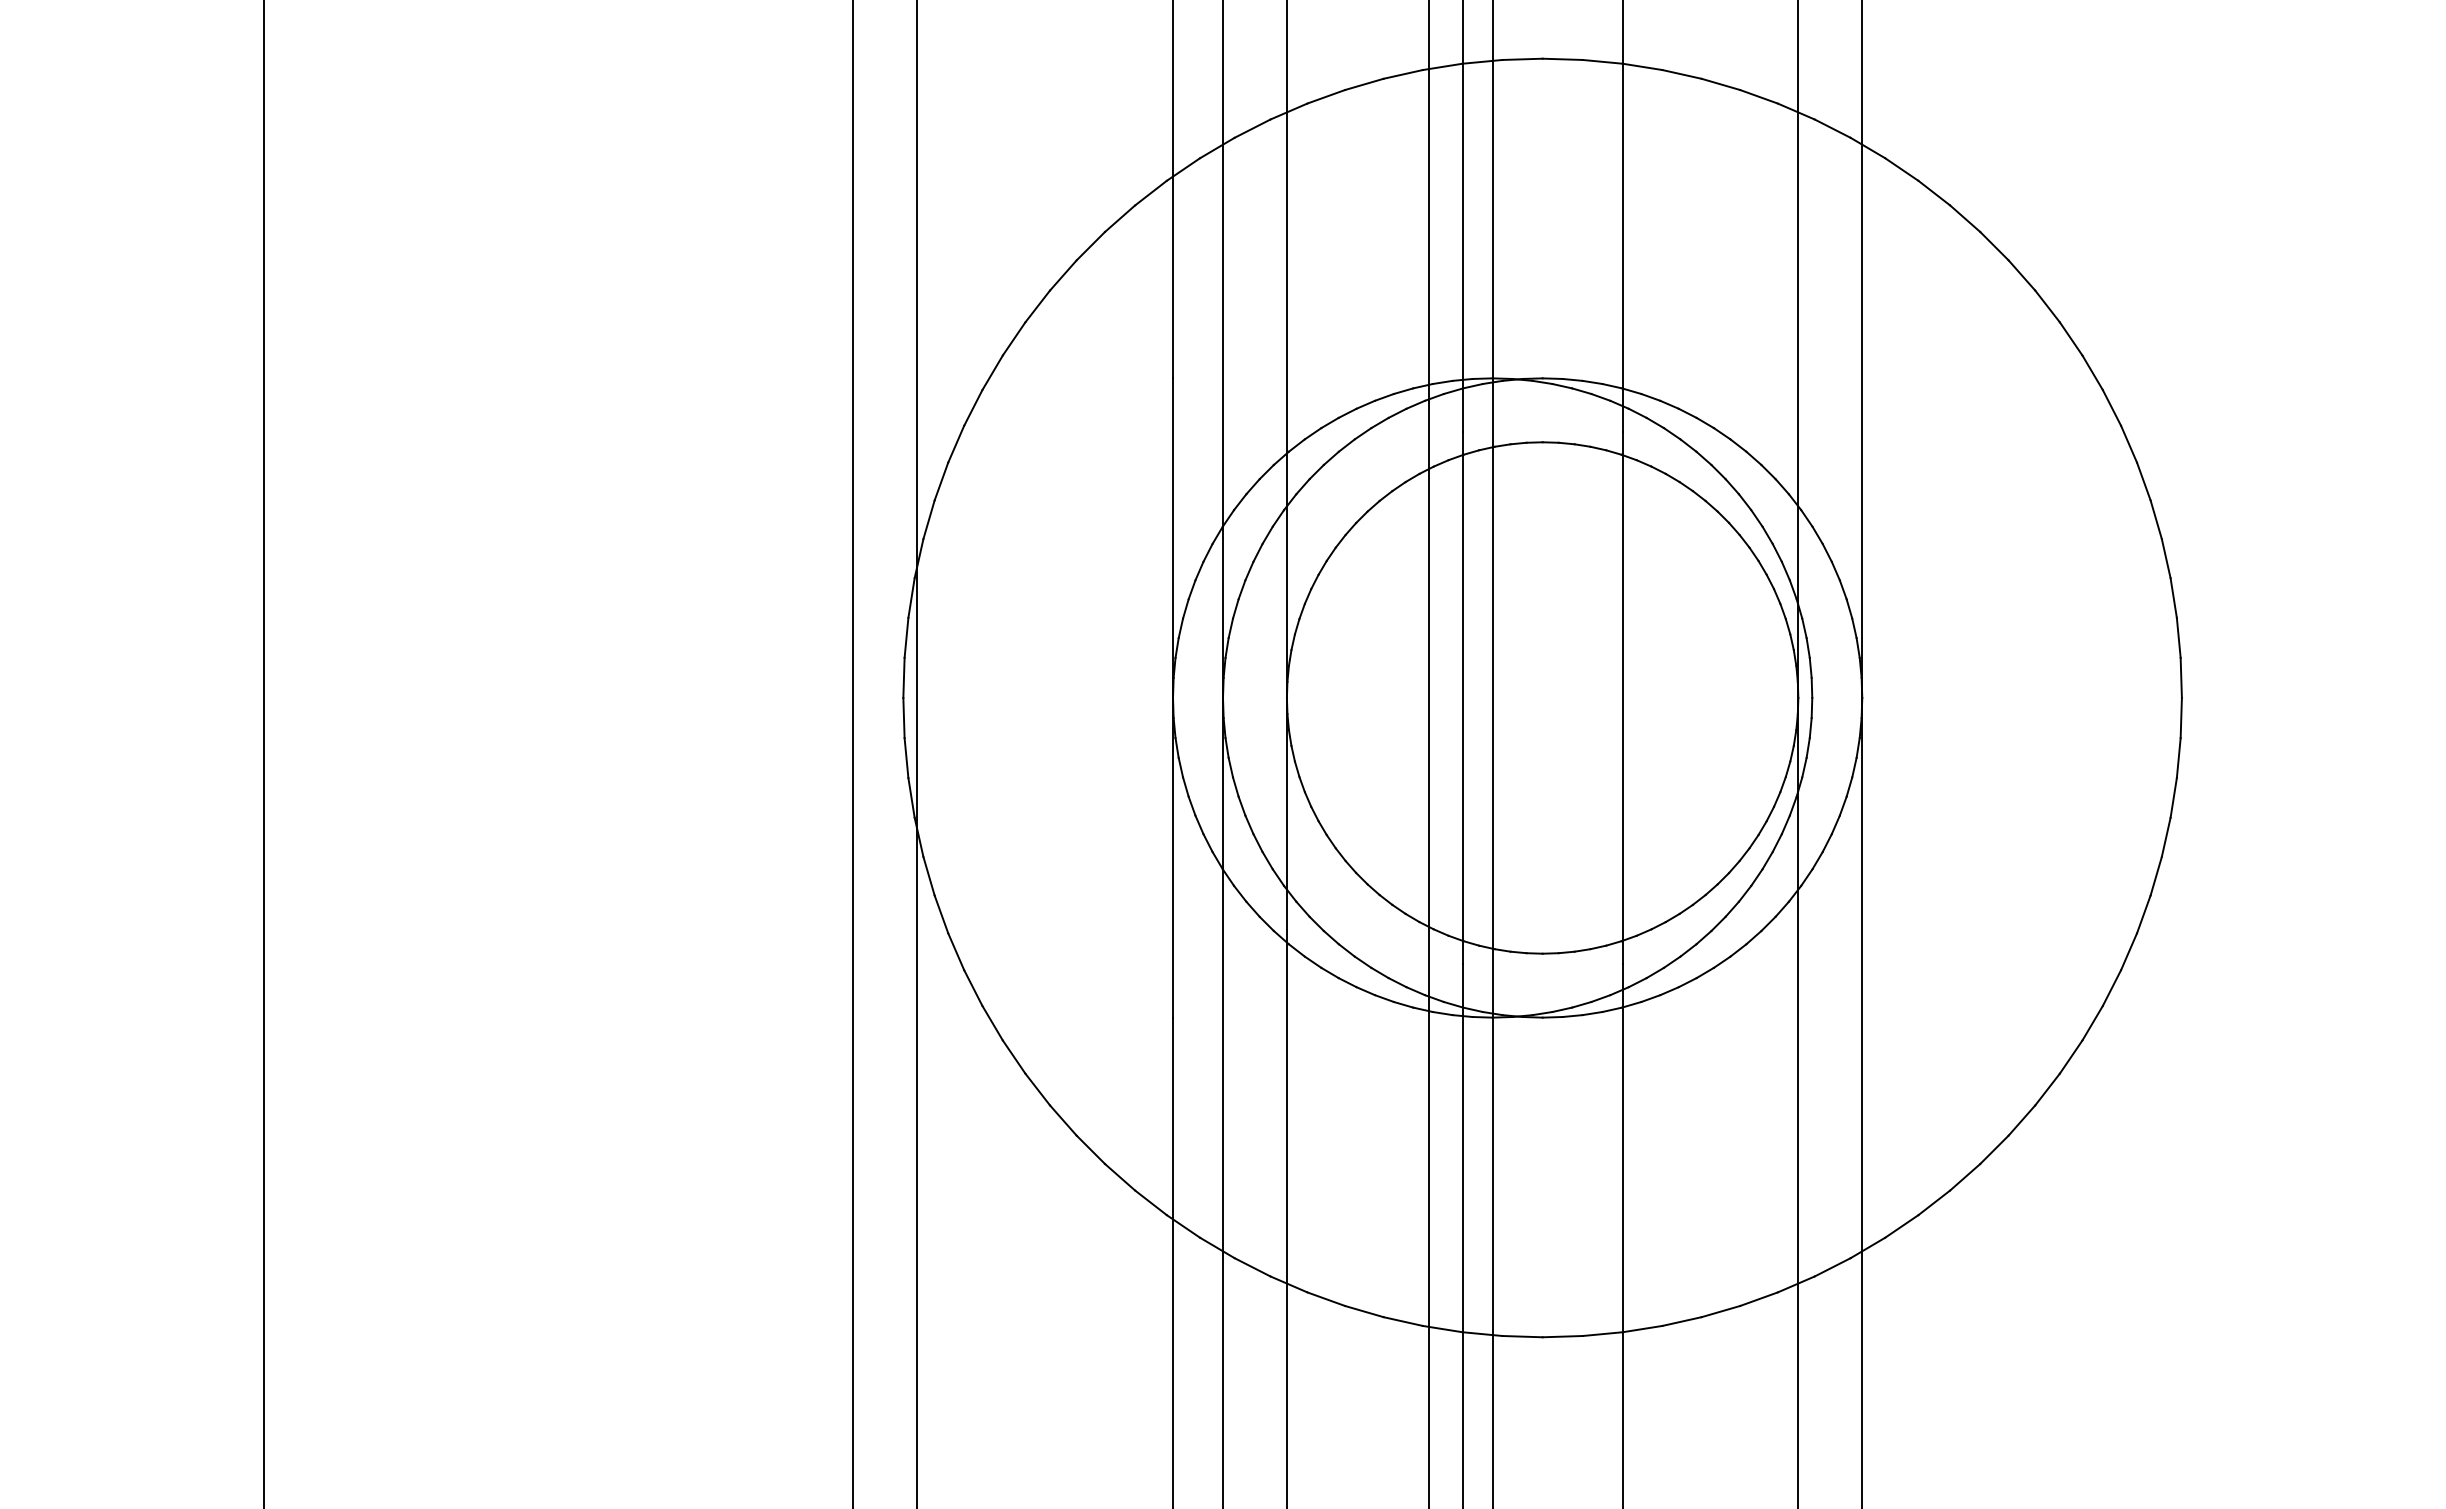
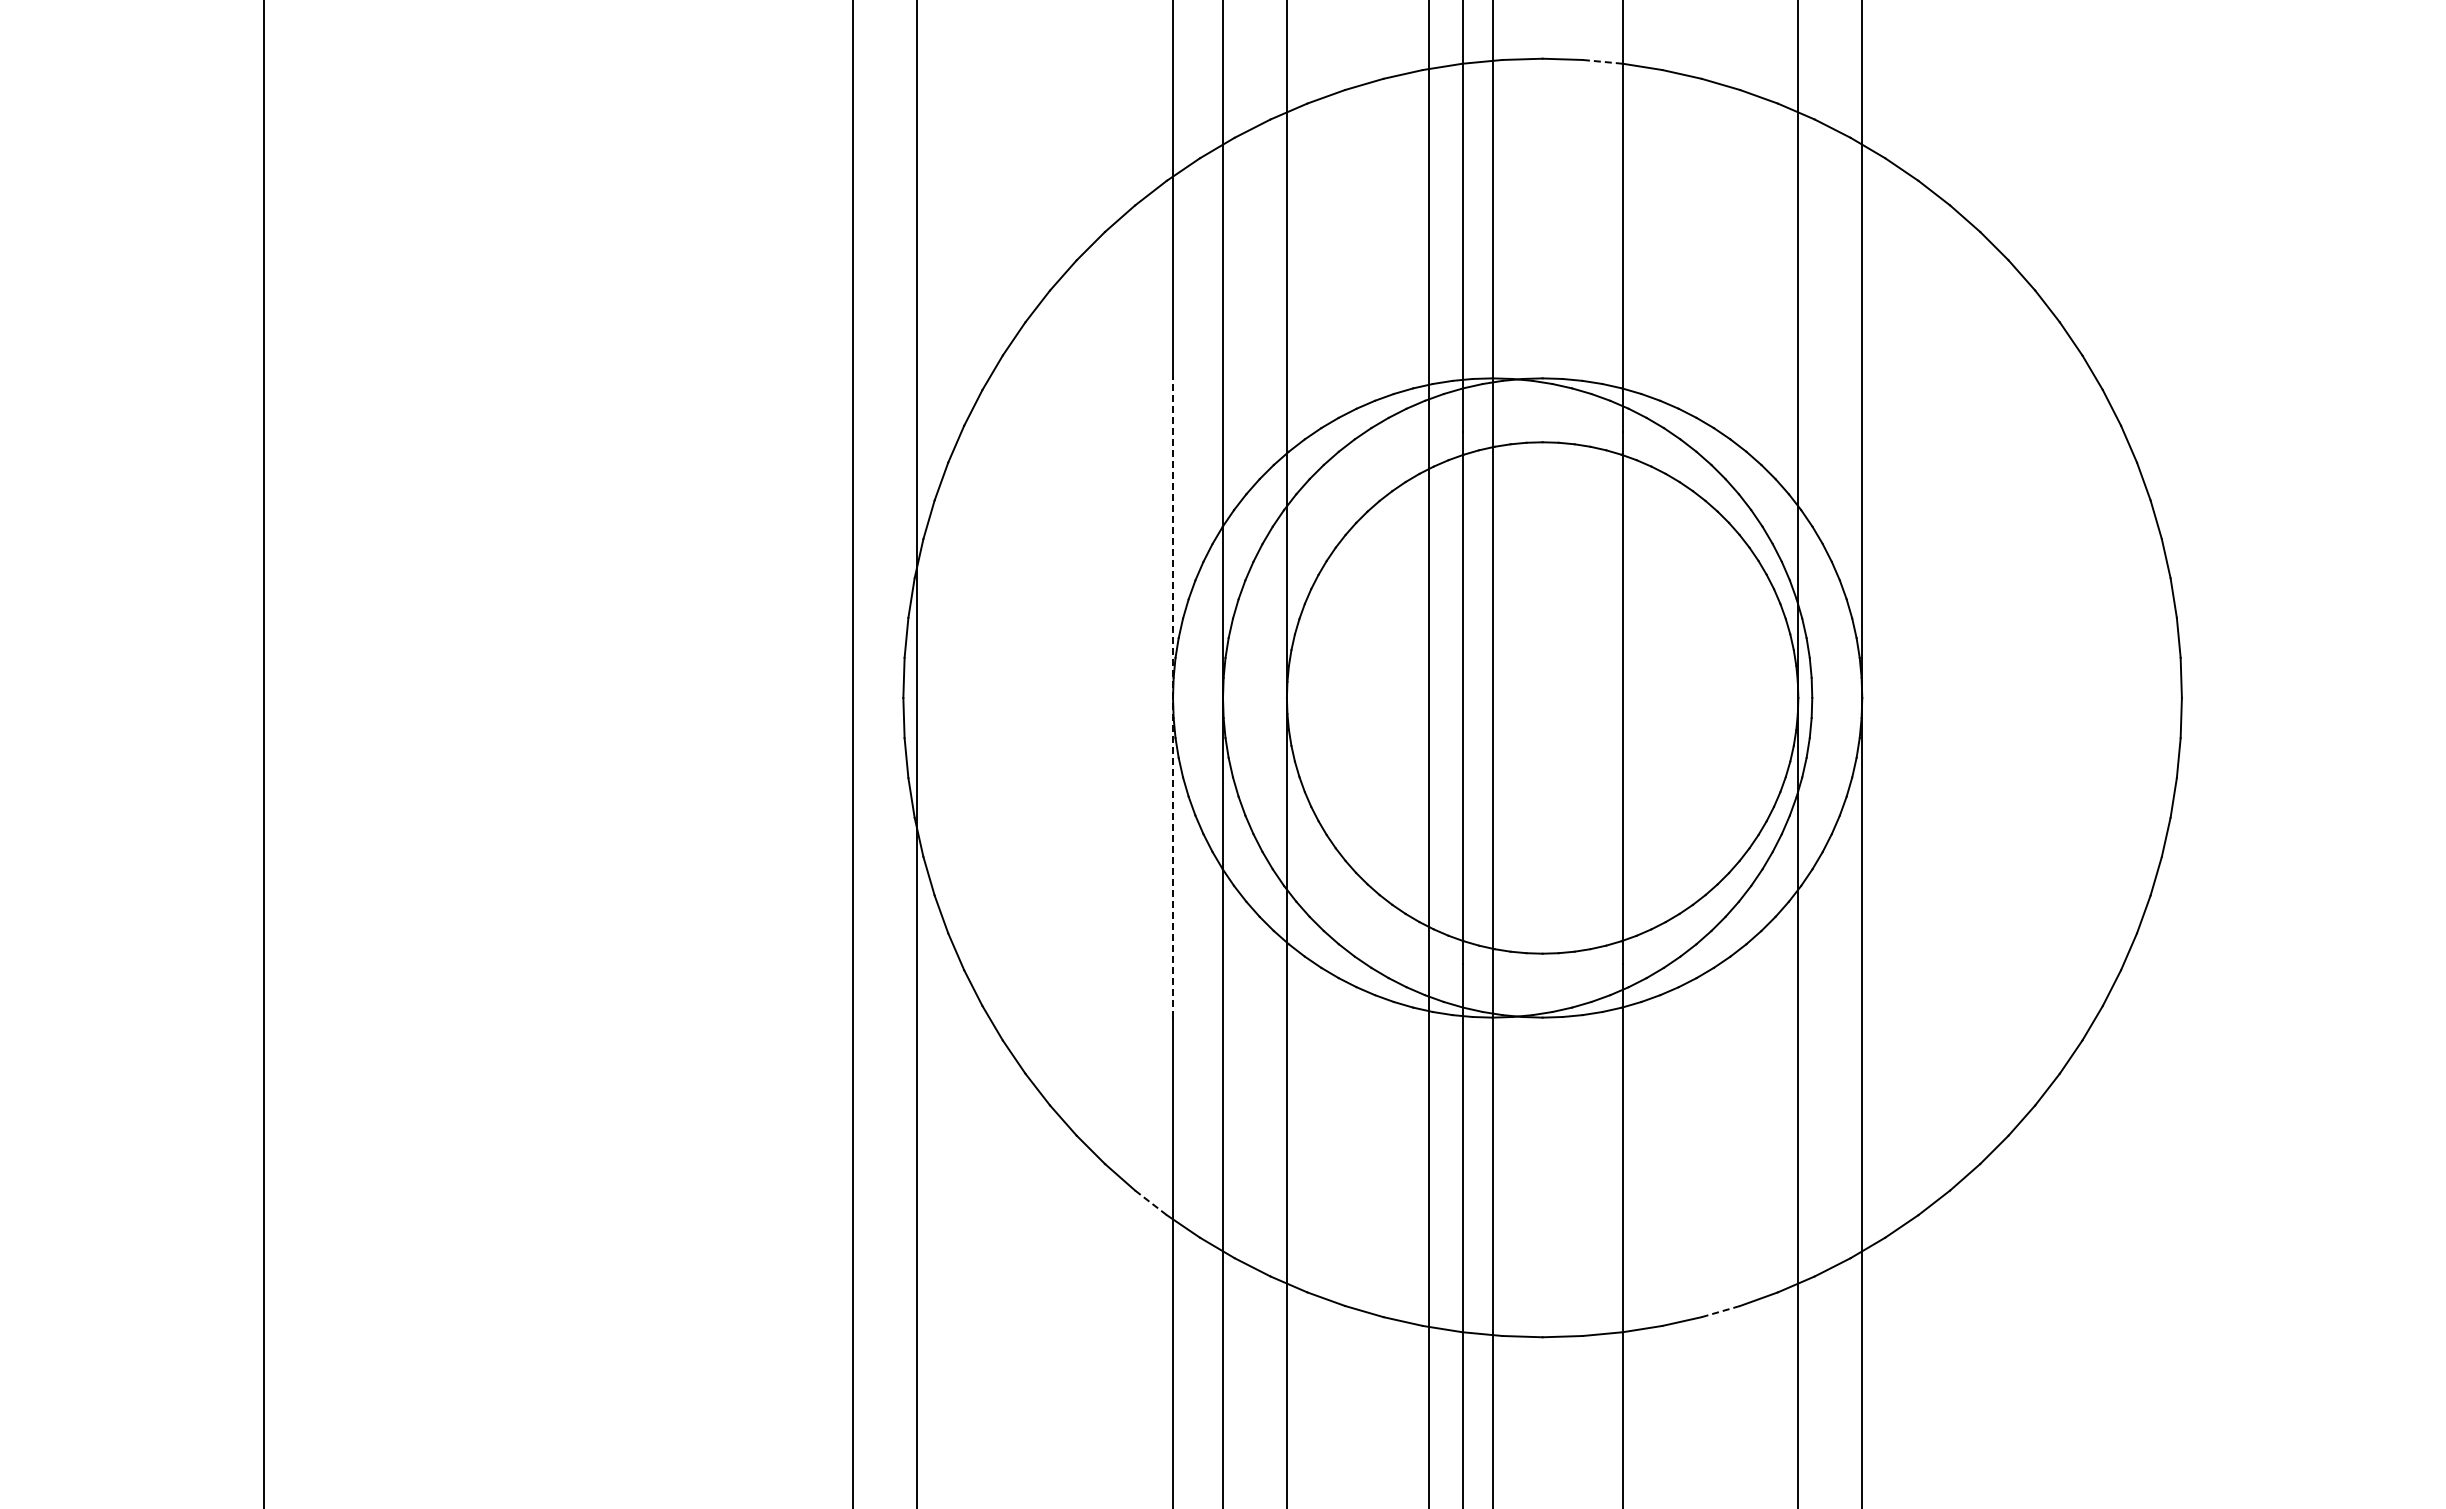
line: solid -> dashed (1602, 61)
line: solid -> dashed (1173, 698)
line: solid -> dashed (1151, 1203)
line: solid -> dashed (1721, 1311)
